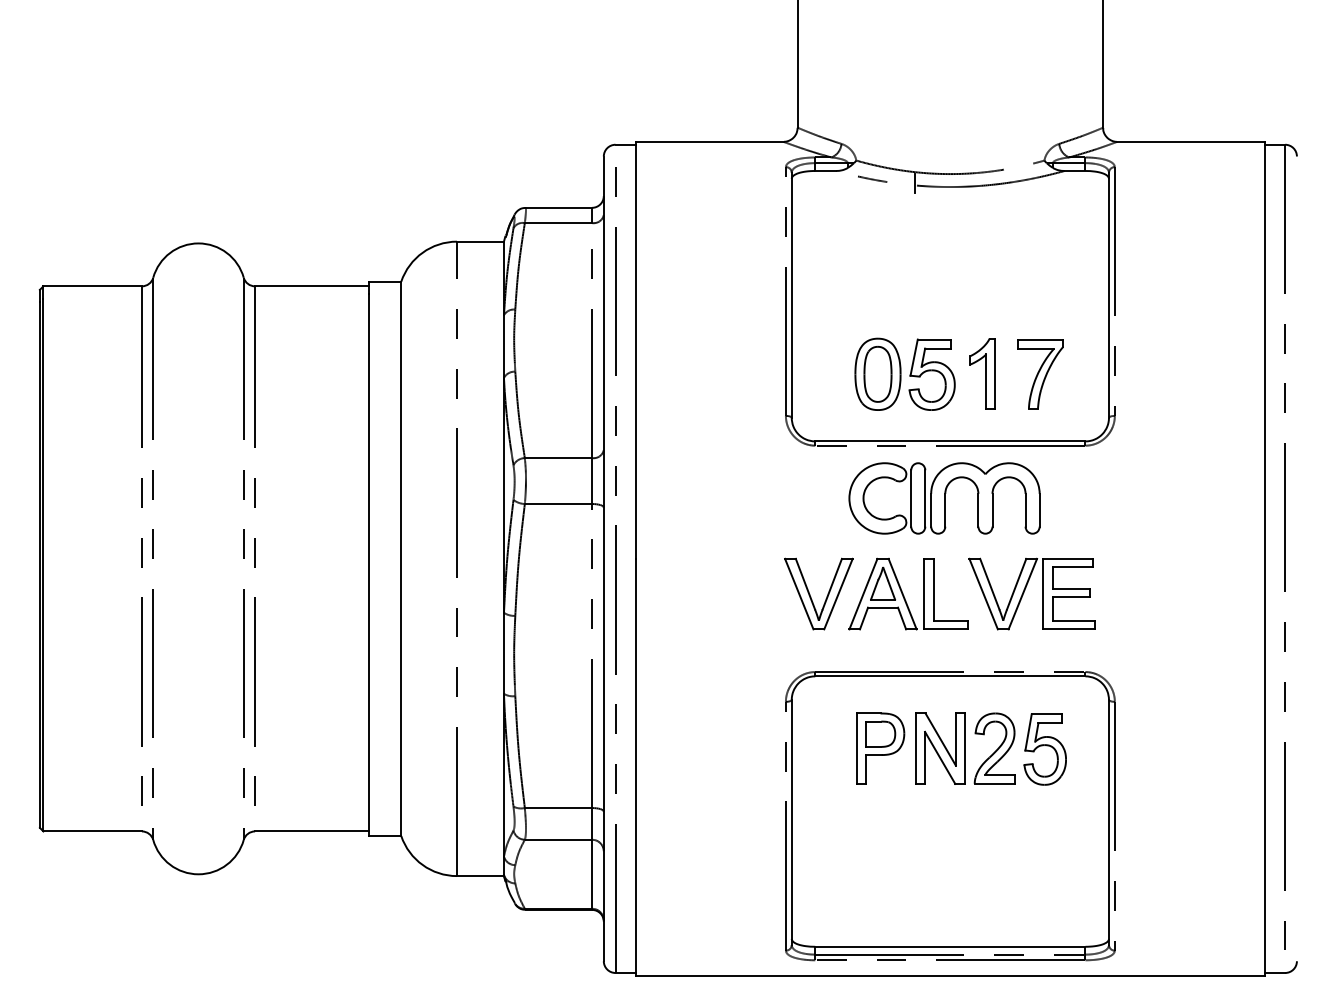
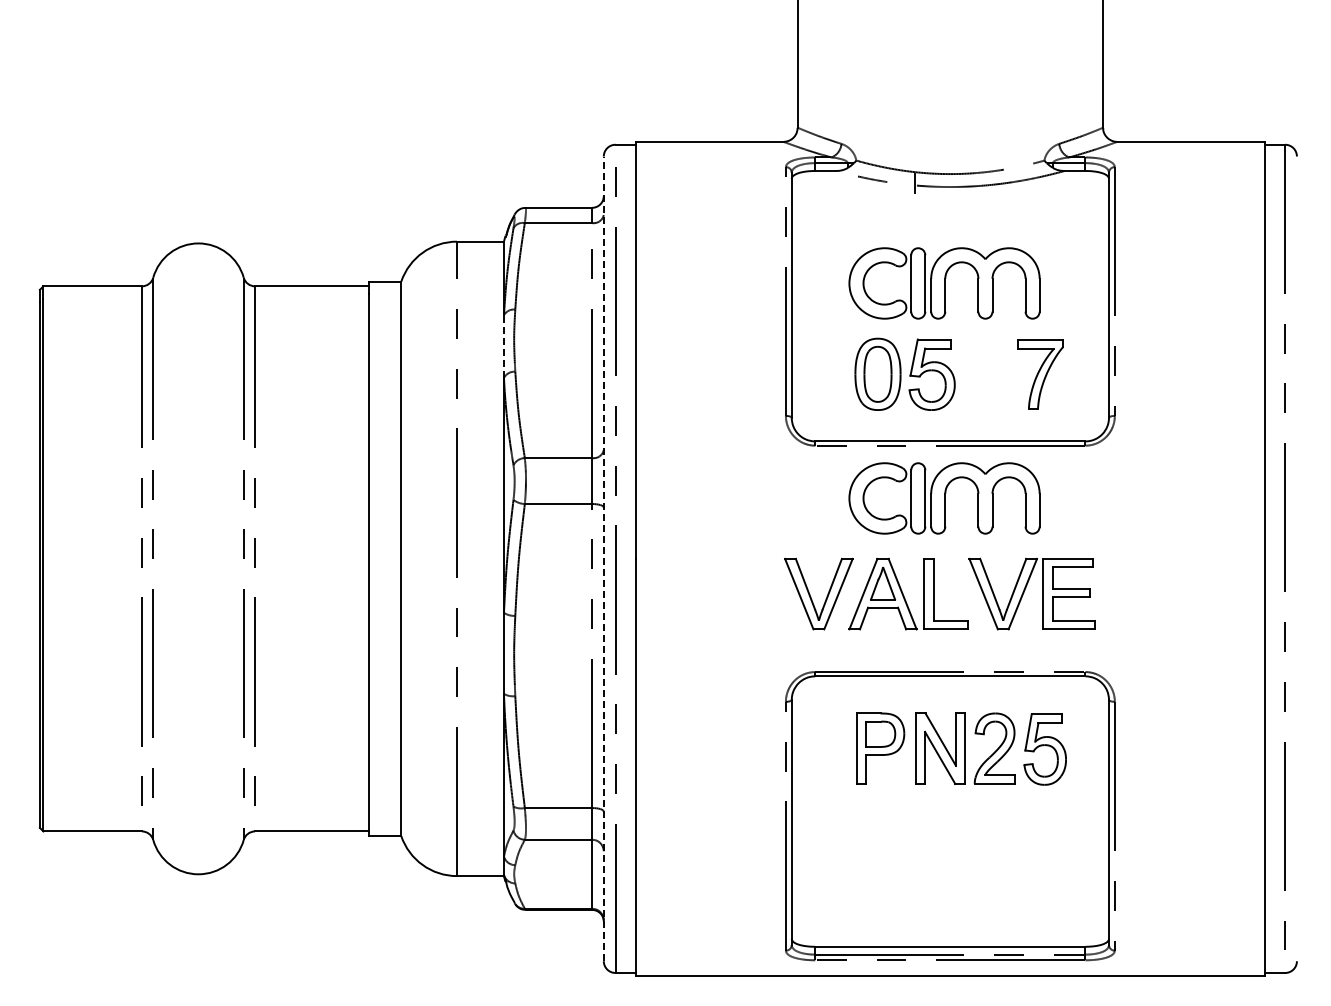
part: none -> present (944, 283)
line: solid -> dashed (503, 346)
part: present -> none (982, 373)
line: solid -> dashed (603, 558)
